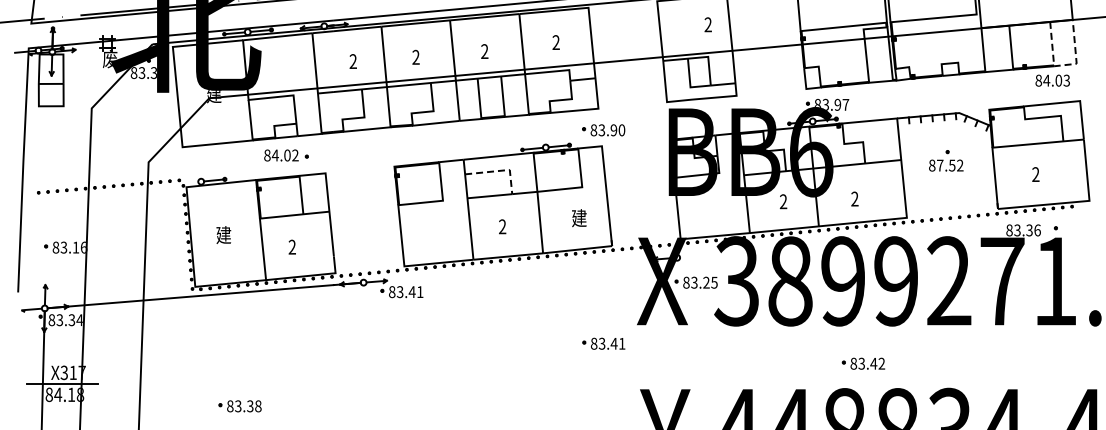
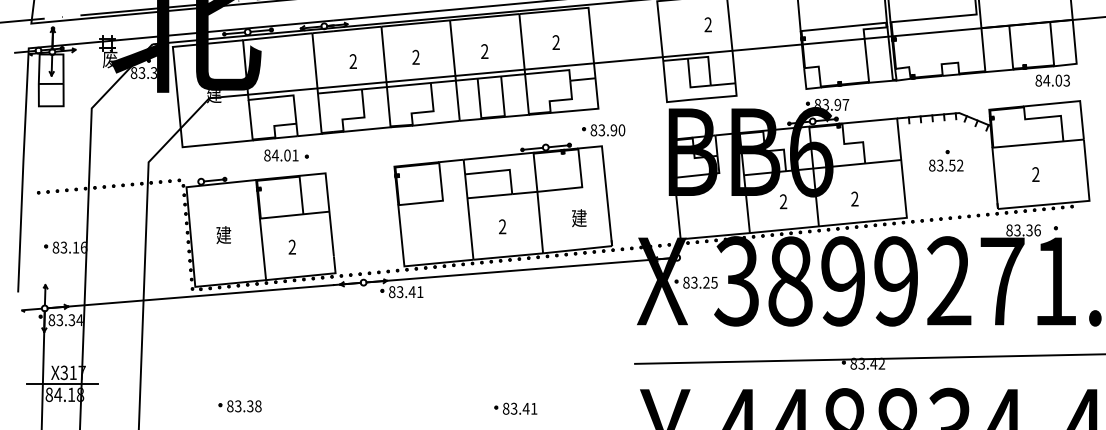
line: dashed -> solid (1065, 64)
text: 84.02 -> 84.01 (295, 155)
text: 87.52 -> 83.52 (940, 165)
line: dashed -> solid (500, 170)
line: none -> present (520, 270)
part position: (603, 343) -> (515, 408) (515, 408)
line: none -> present (868, 358)
